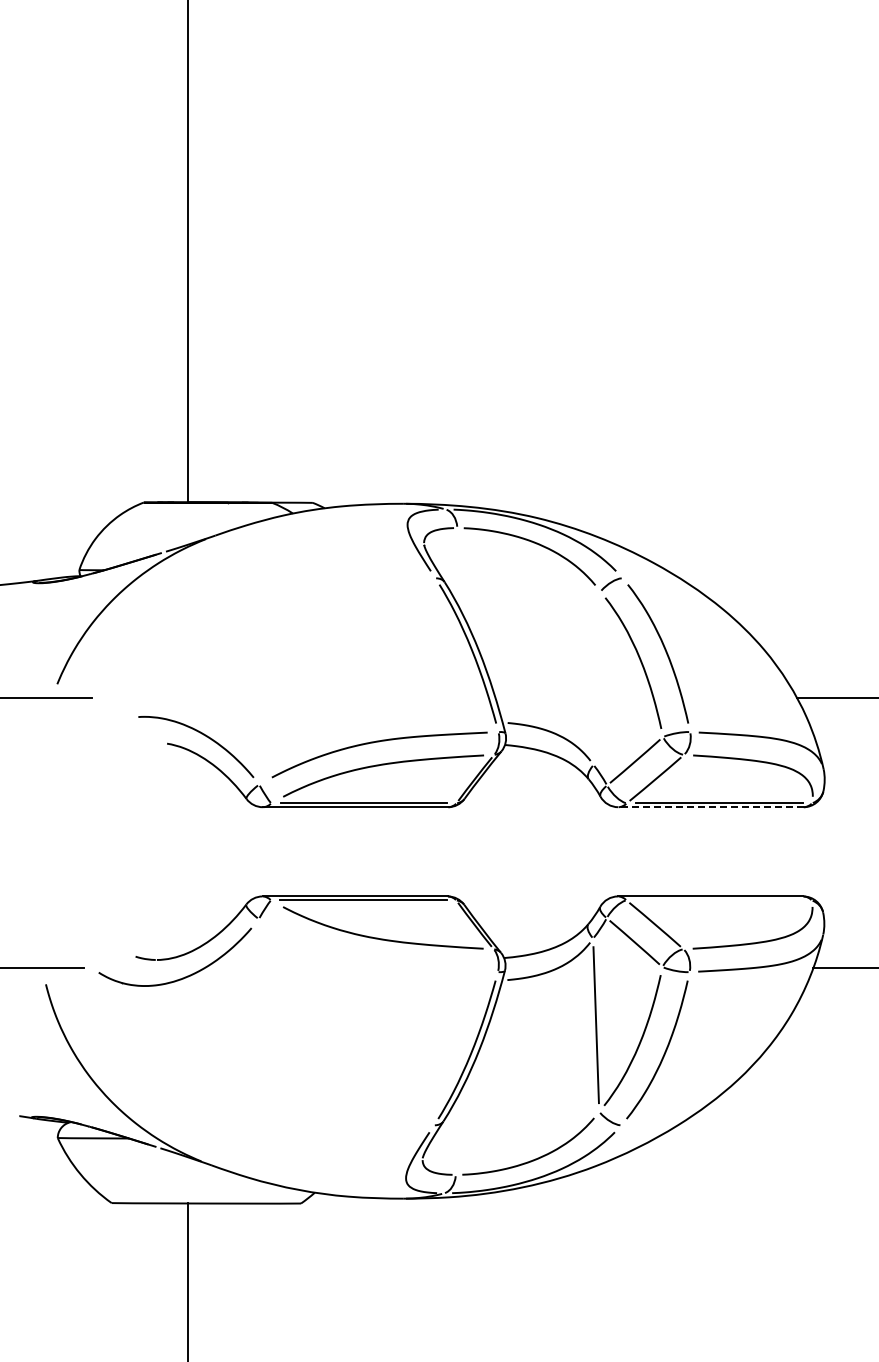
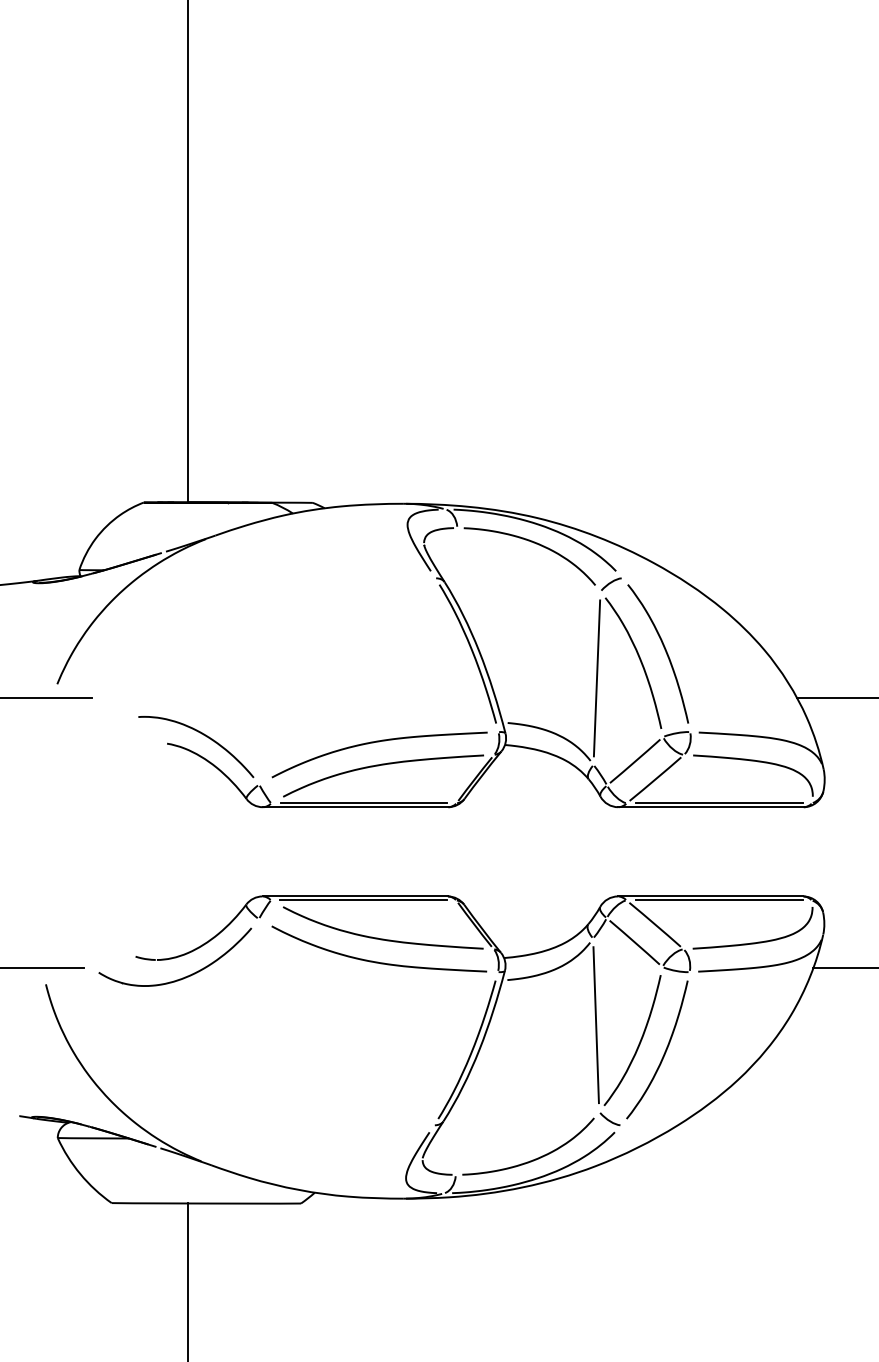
line: none -> present (596, 678)
line: dashed -> solid (710, 807)
line: none -> present (718, 900)
curve: none -> present (378, 961)
